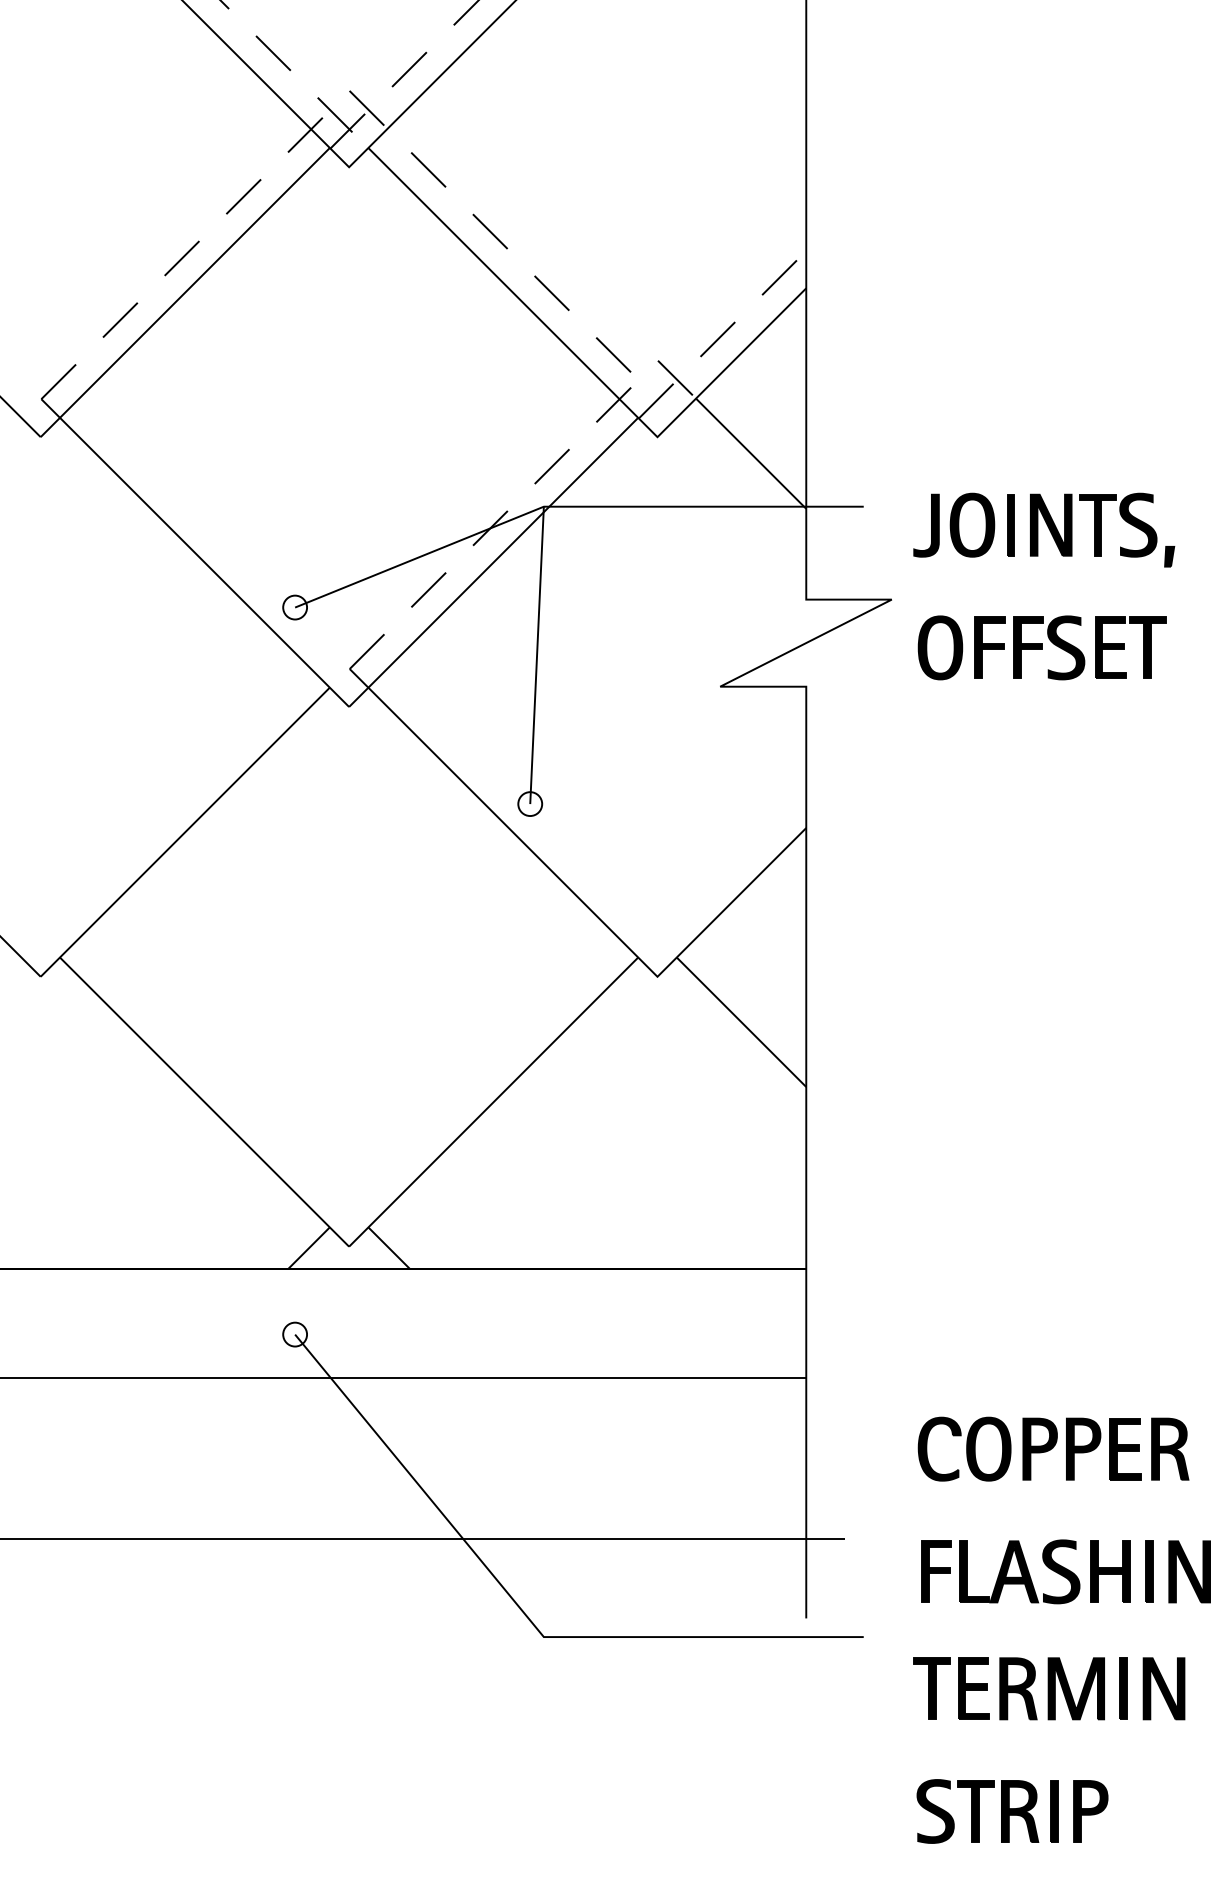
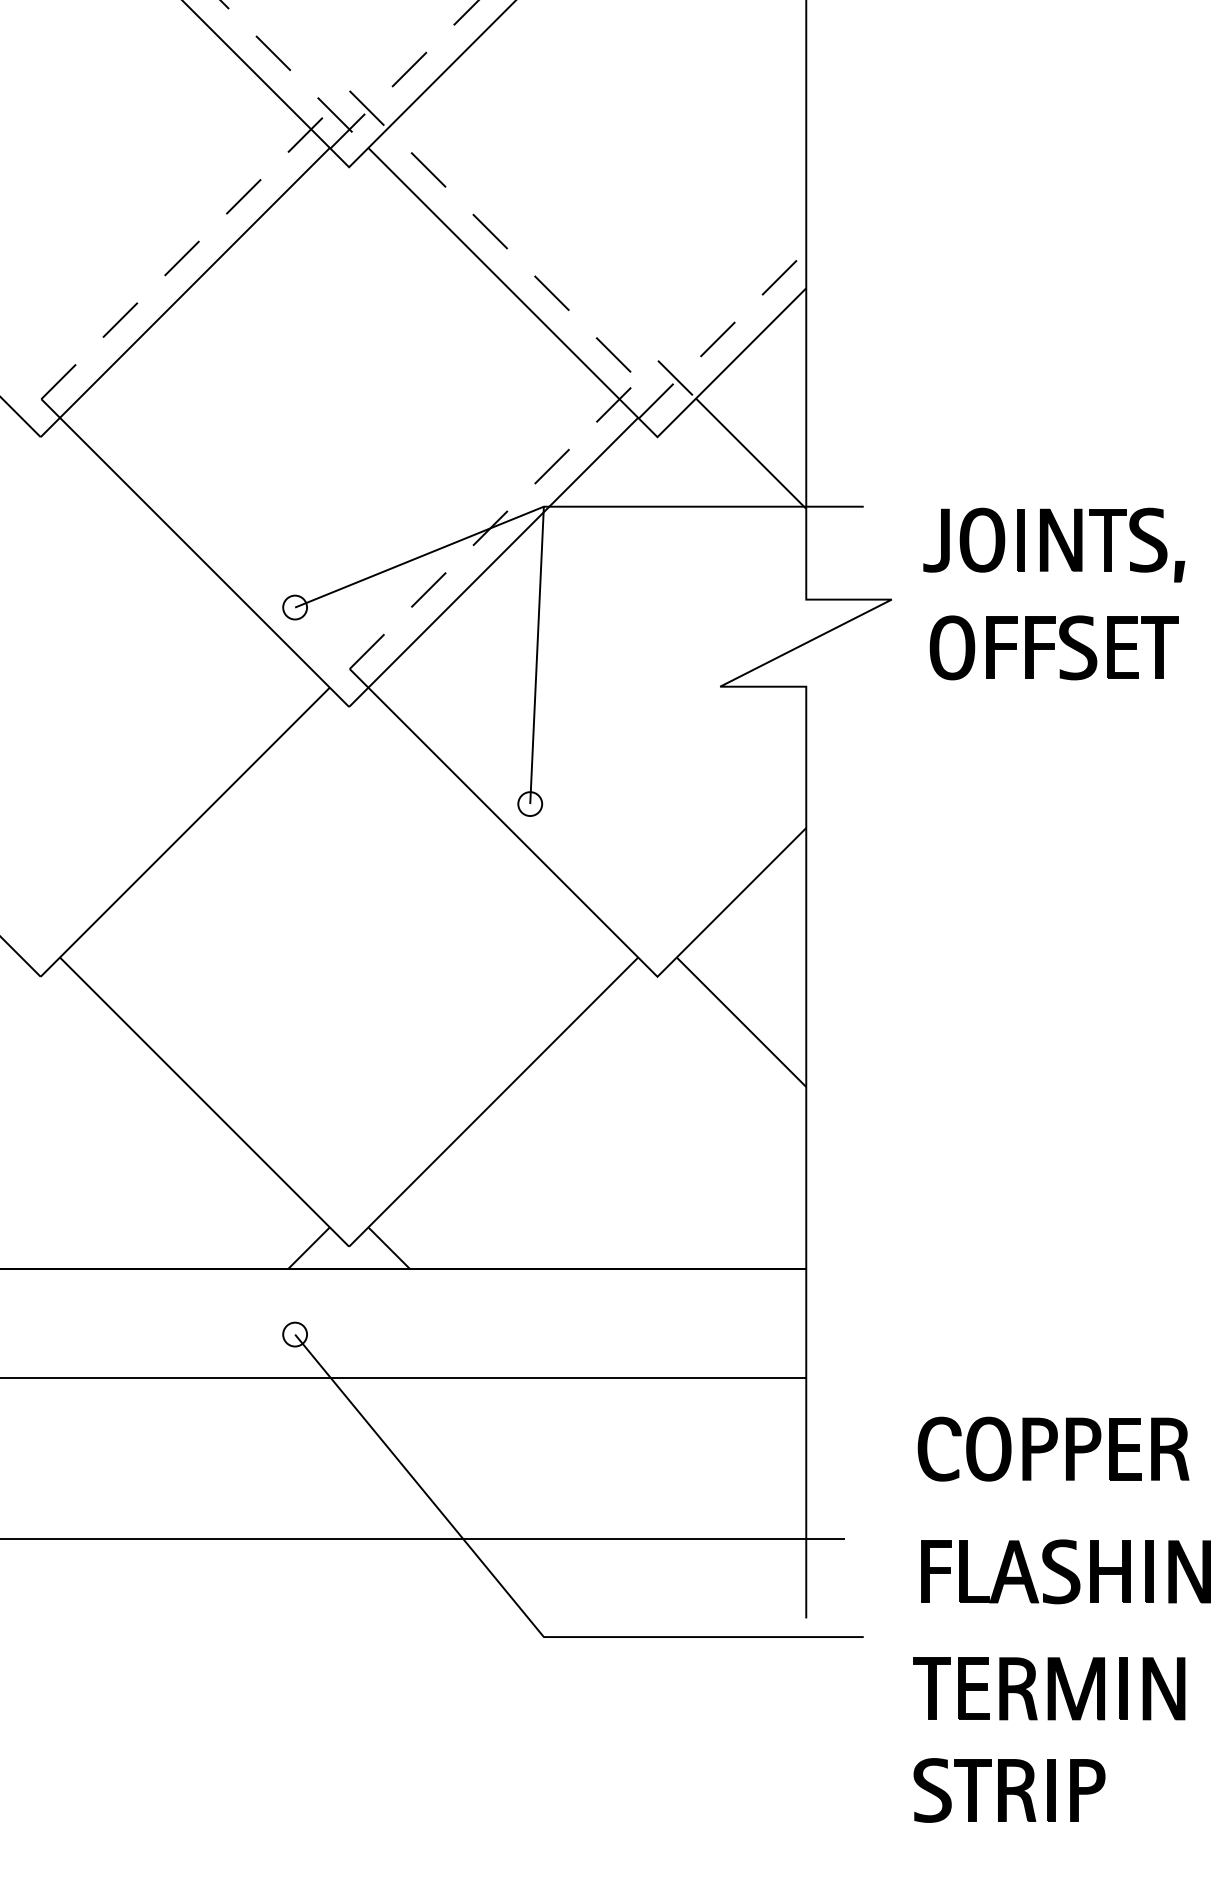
part position: (1044, 529) -> (1054, 544) (1054, 544)
part position: (1041, 647) -> (1053, 647) (1053, 647)
part position: (1012, 1811) -> (1009, 1790) (1009, 1790)
